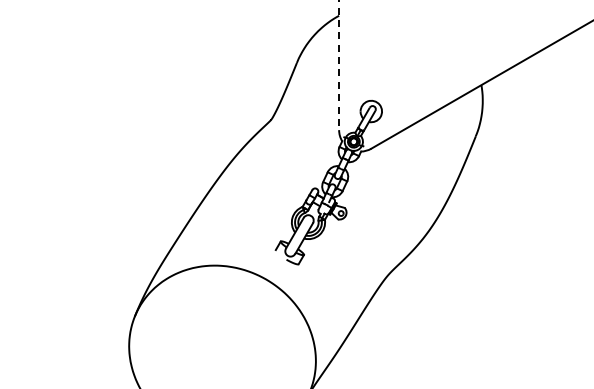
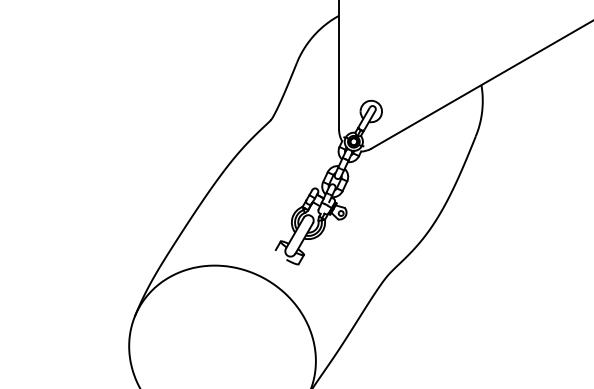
line: dashed -> solid (339, 65)
